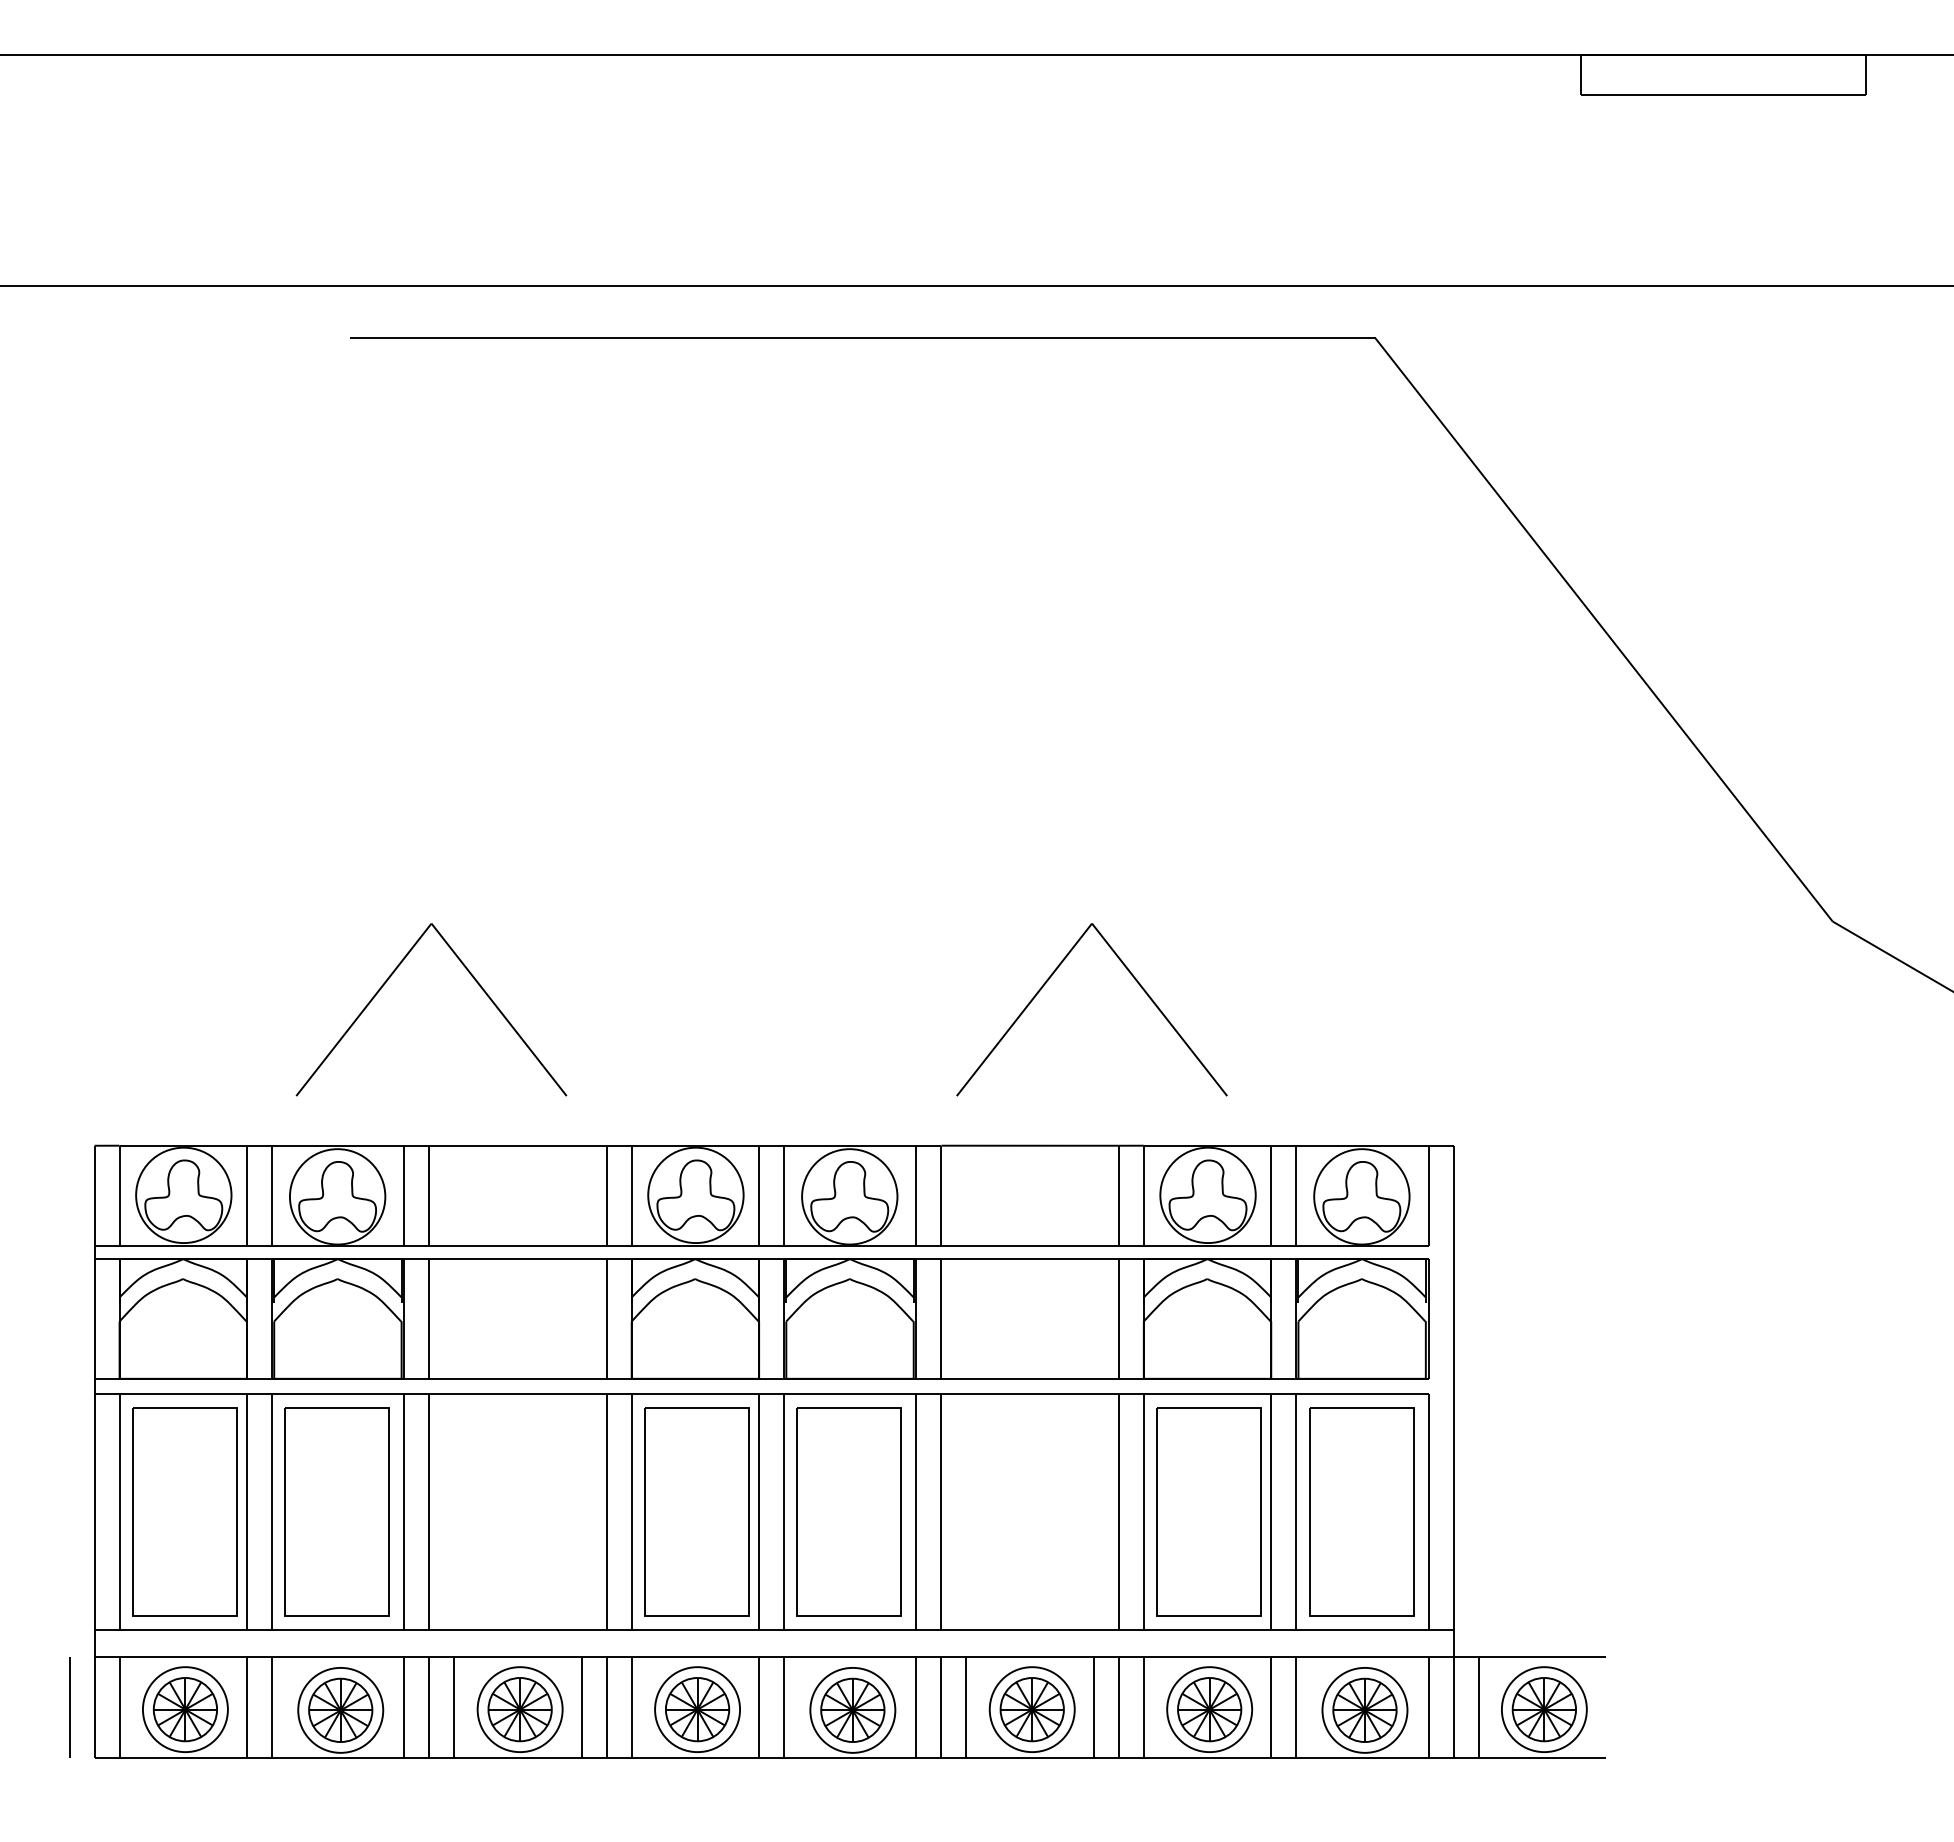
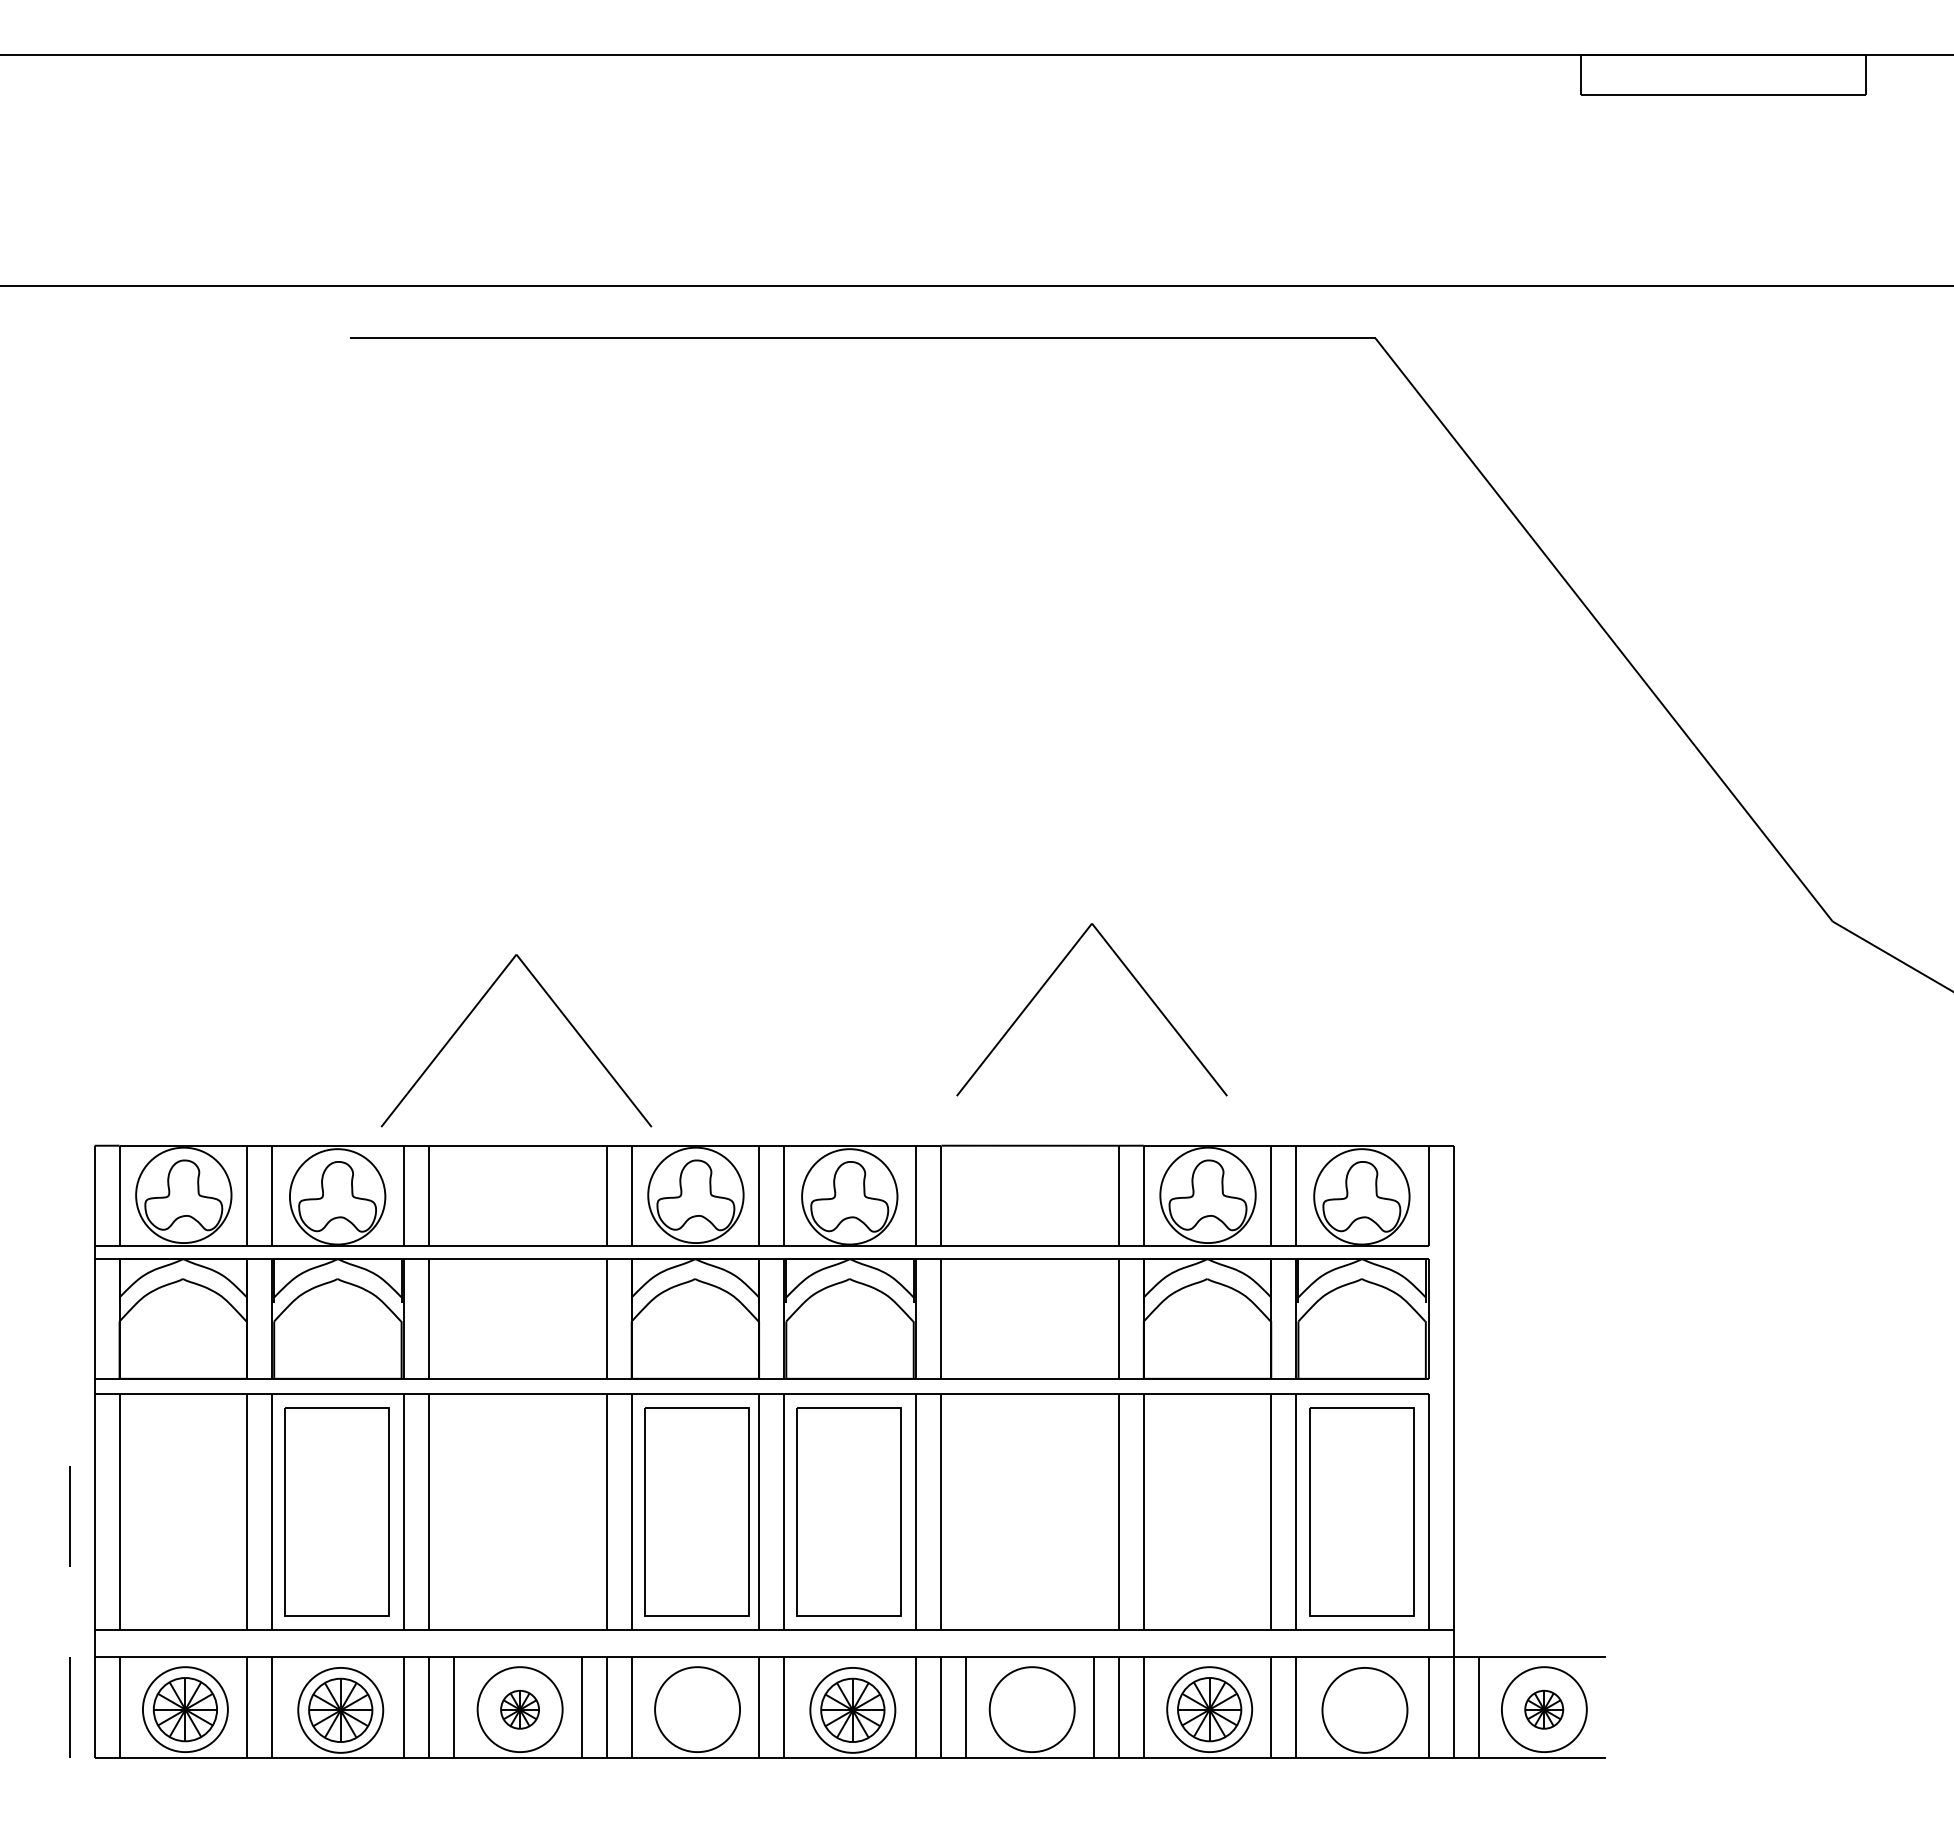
part position: (391, 976) -> (476, 1007) (476, 1007)
part: present -> none (184, 1511)
part: present -> none (1208, 1511)
line: none -> present (69, 1516)
part size: 66x66 px -> 40x41 px (519, 1709)
part: present -> none (697, 1709)
part: present -> none (1031, 1709)
part: present -> none (1364, 1709)
part size: 66x66 px -> 41x41 px (1544, 1709)
